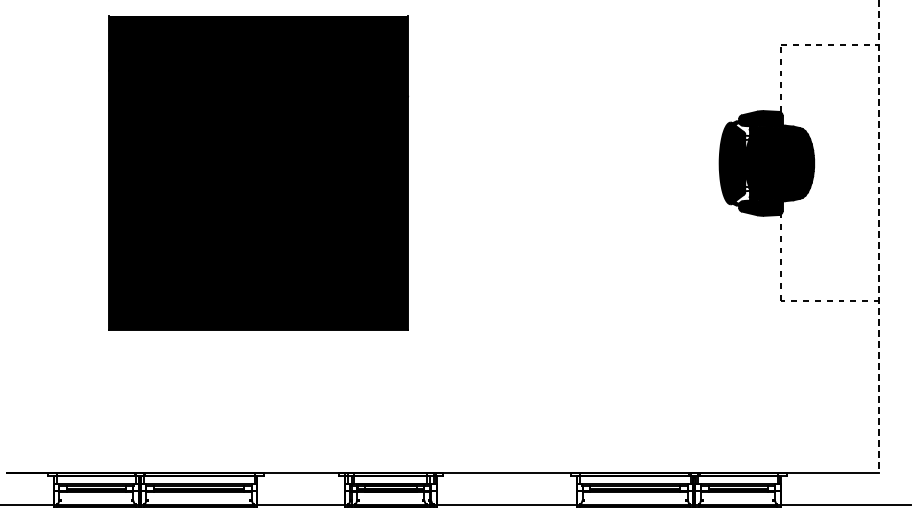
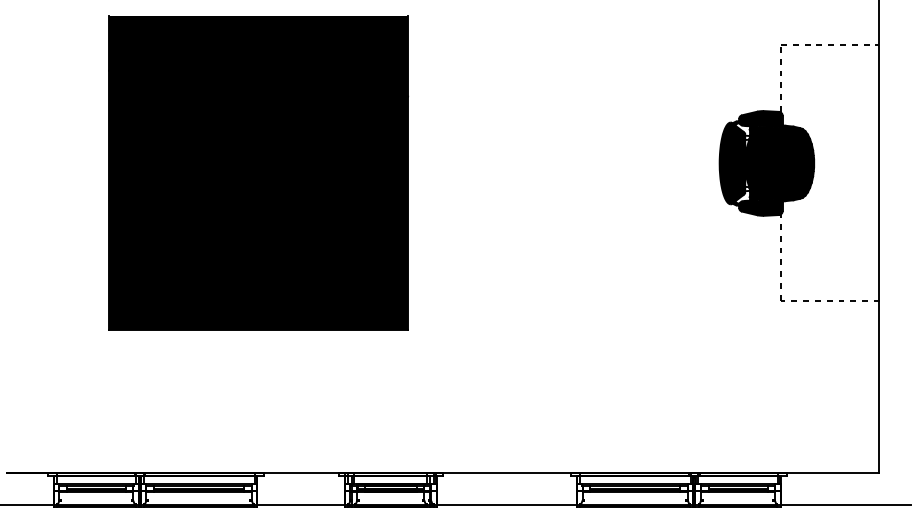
line: dashed -> solid (879, 237)
